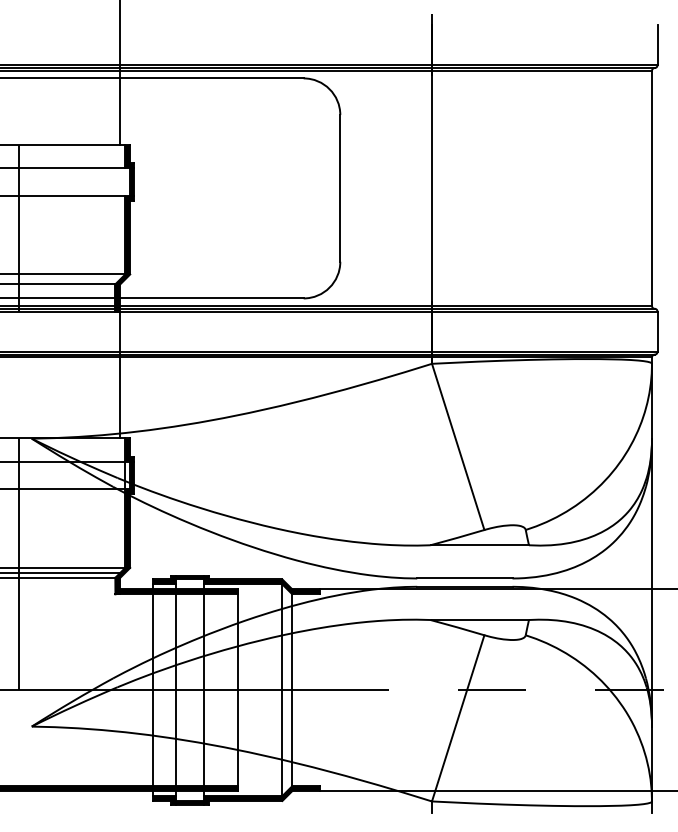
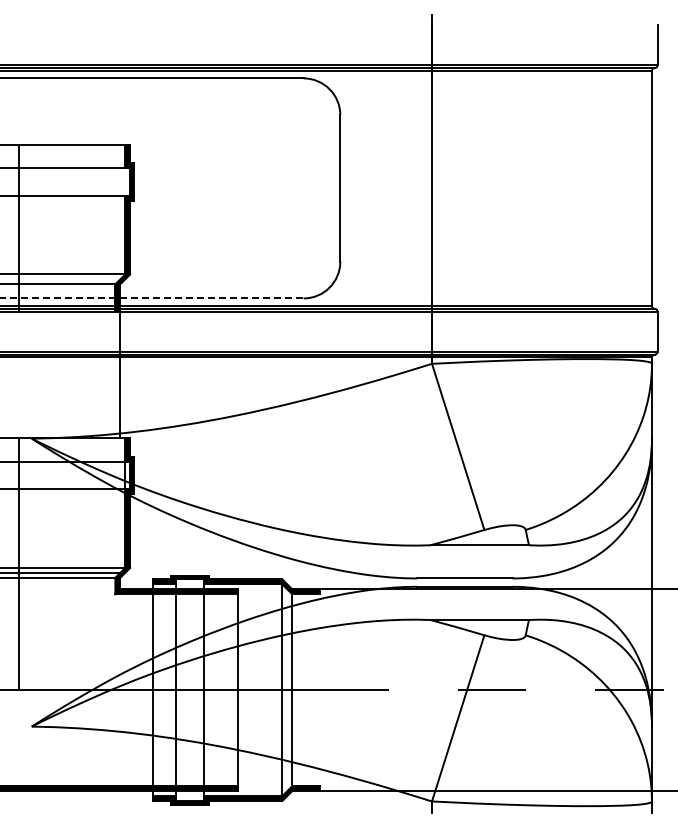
line: present -> none (120, 73)
line: solid -> dashed (152, 298)
